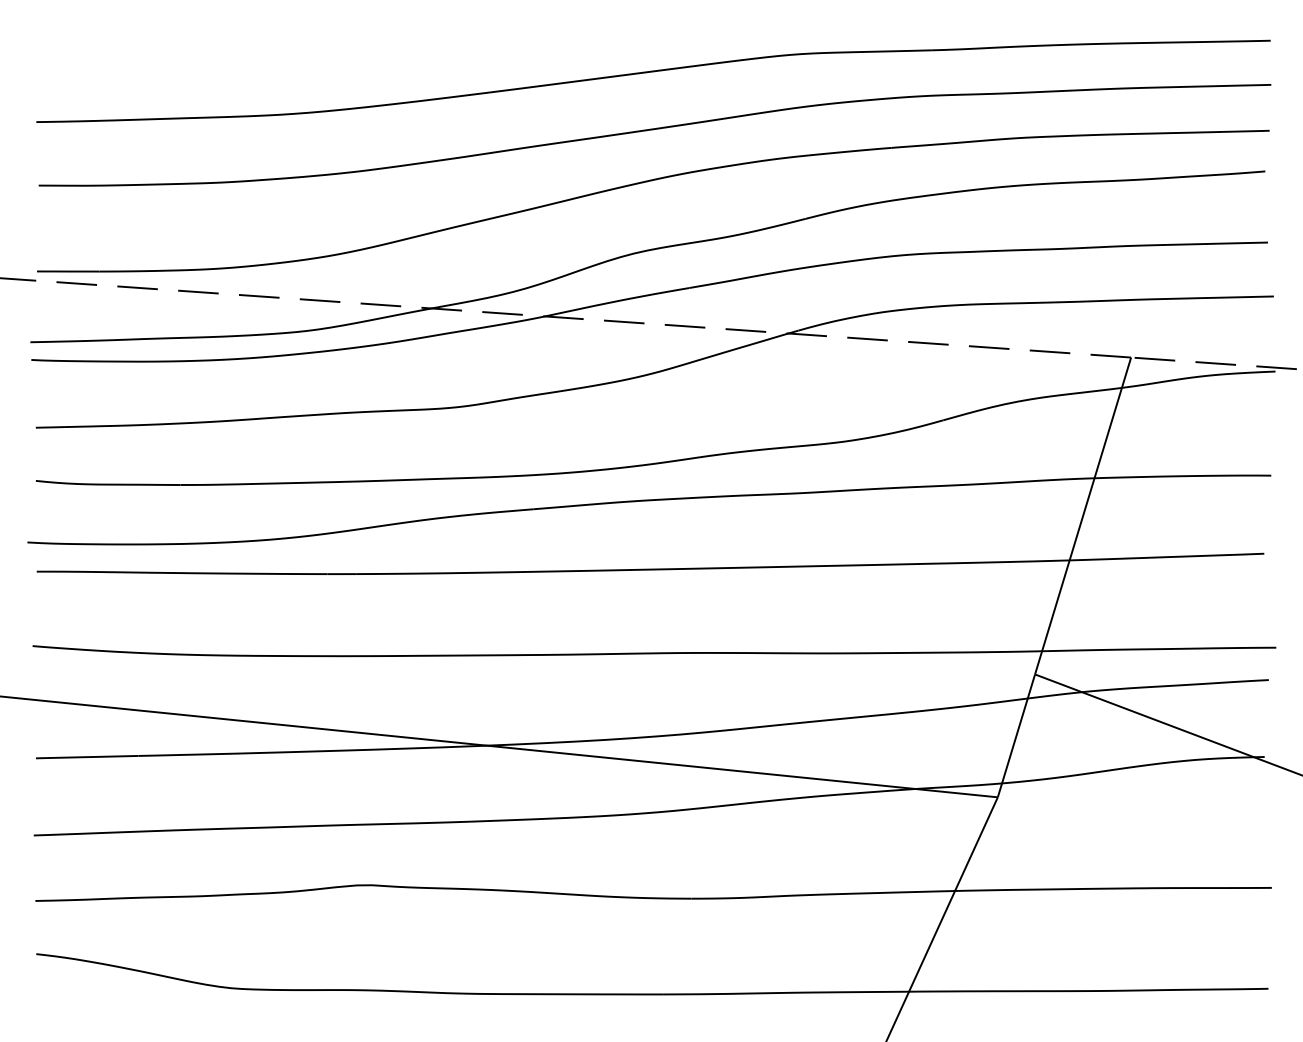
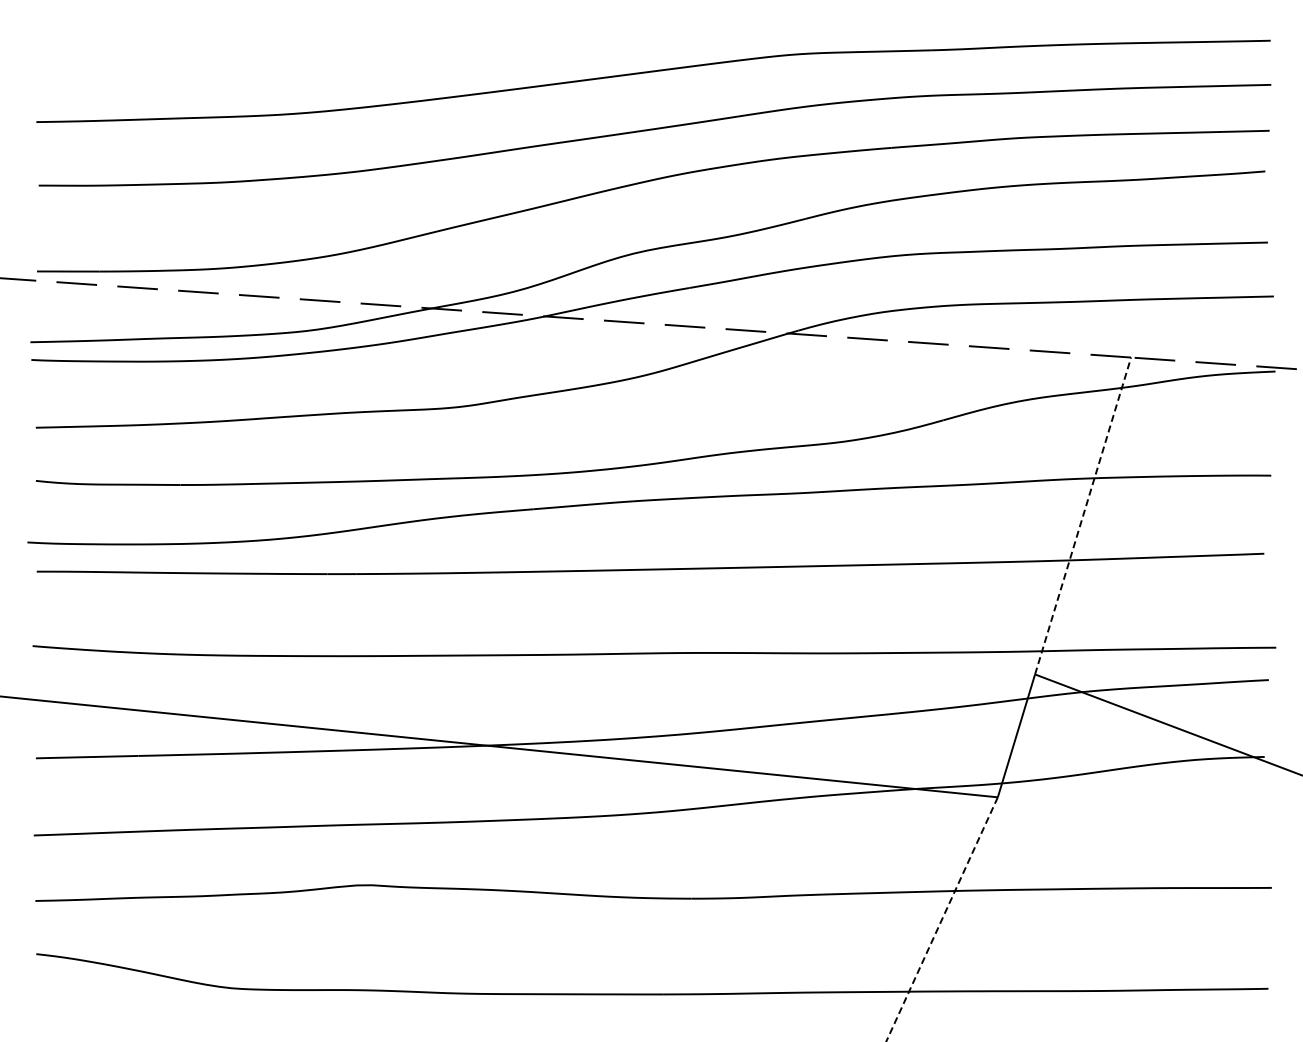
line: solid -> dashed (1083, 516)
line: solid -> dashed (941, 920)
